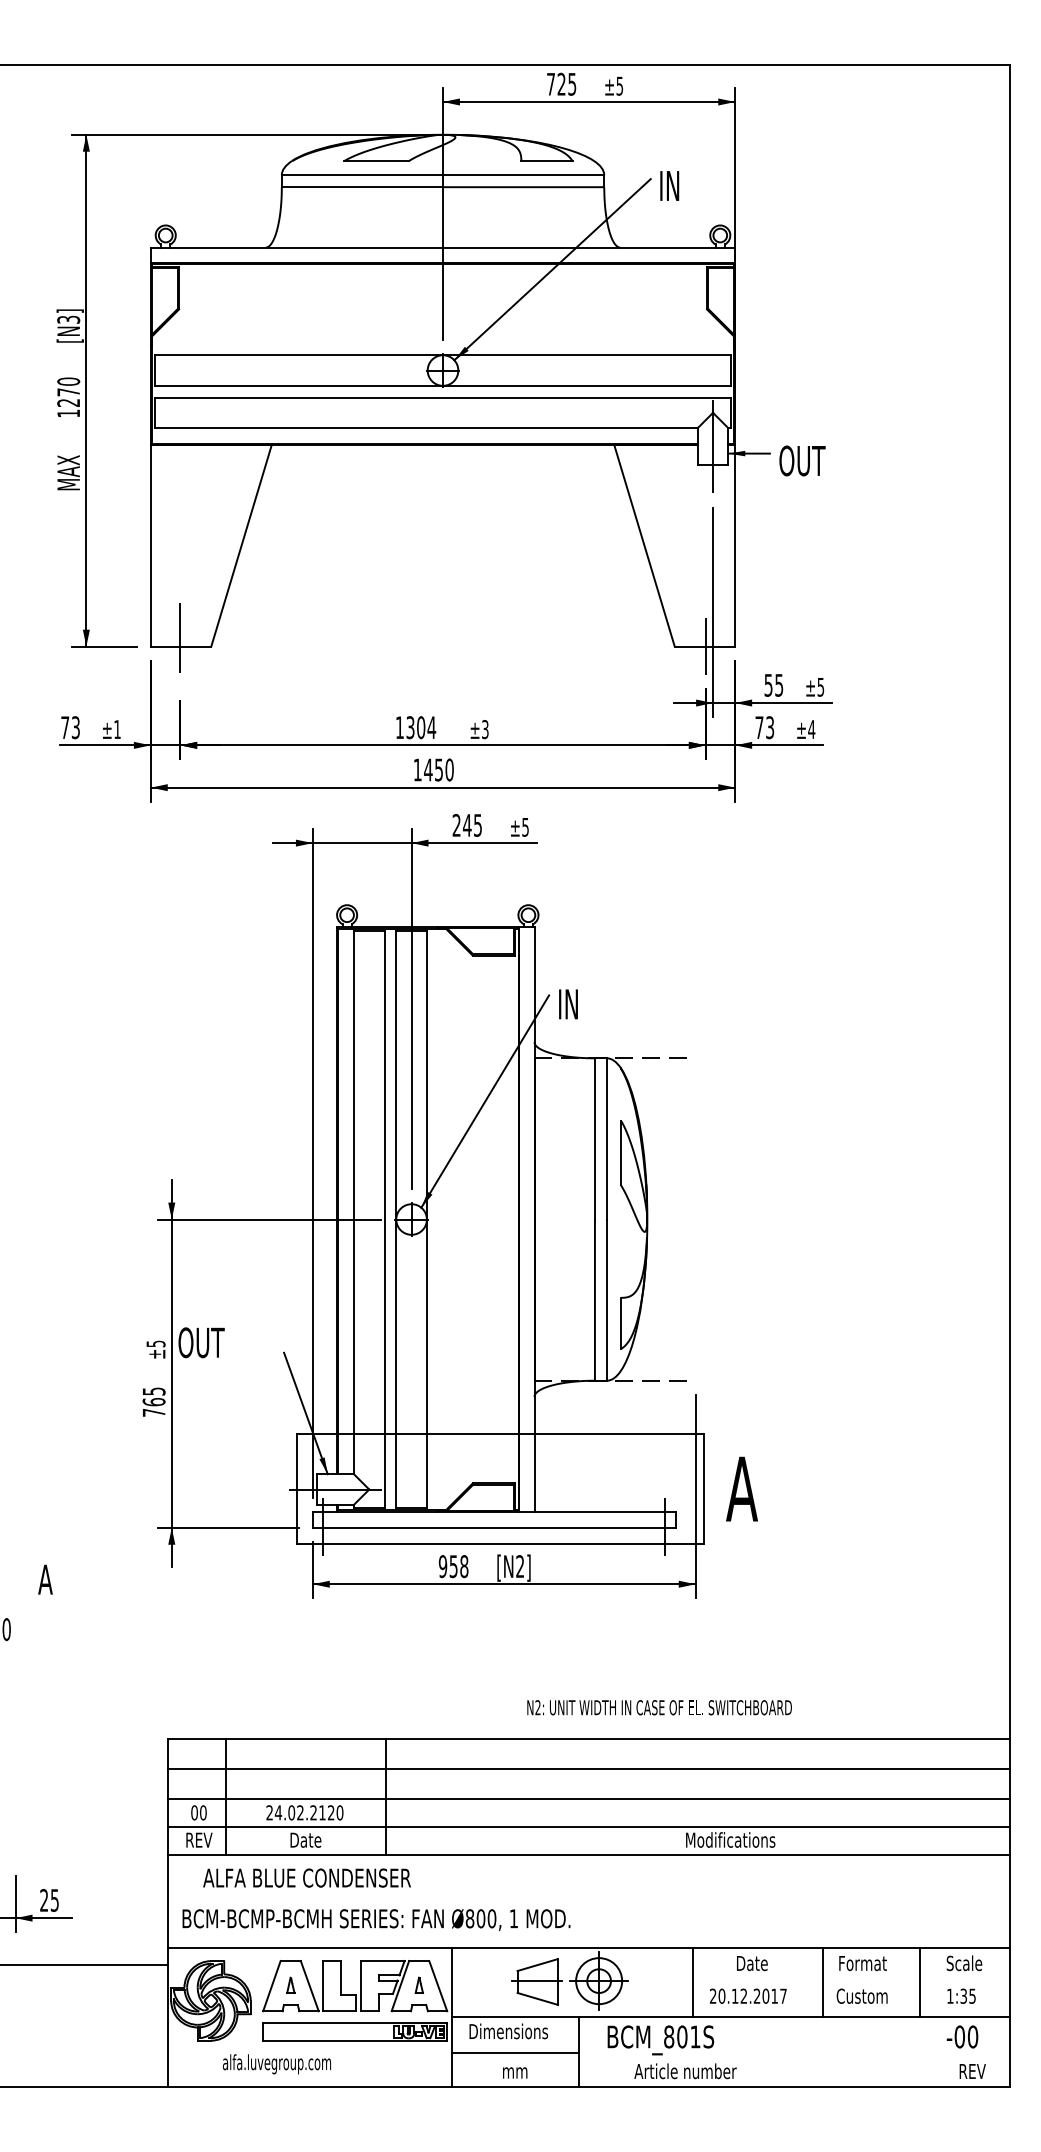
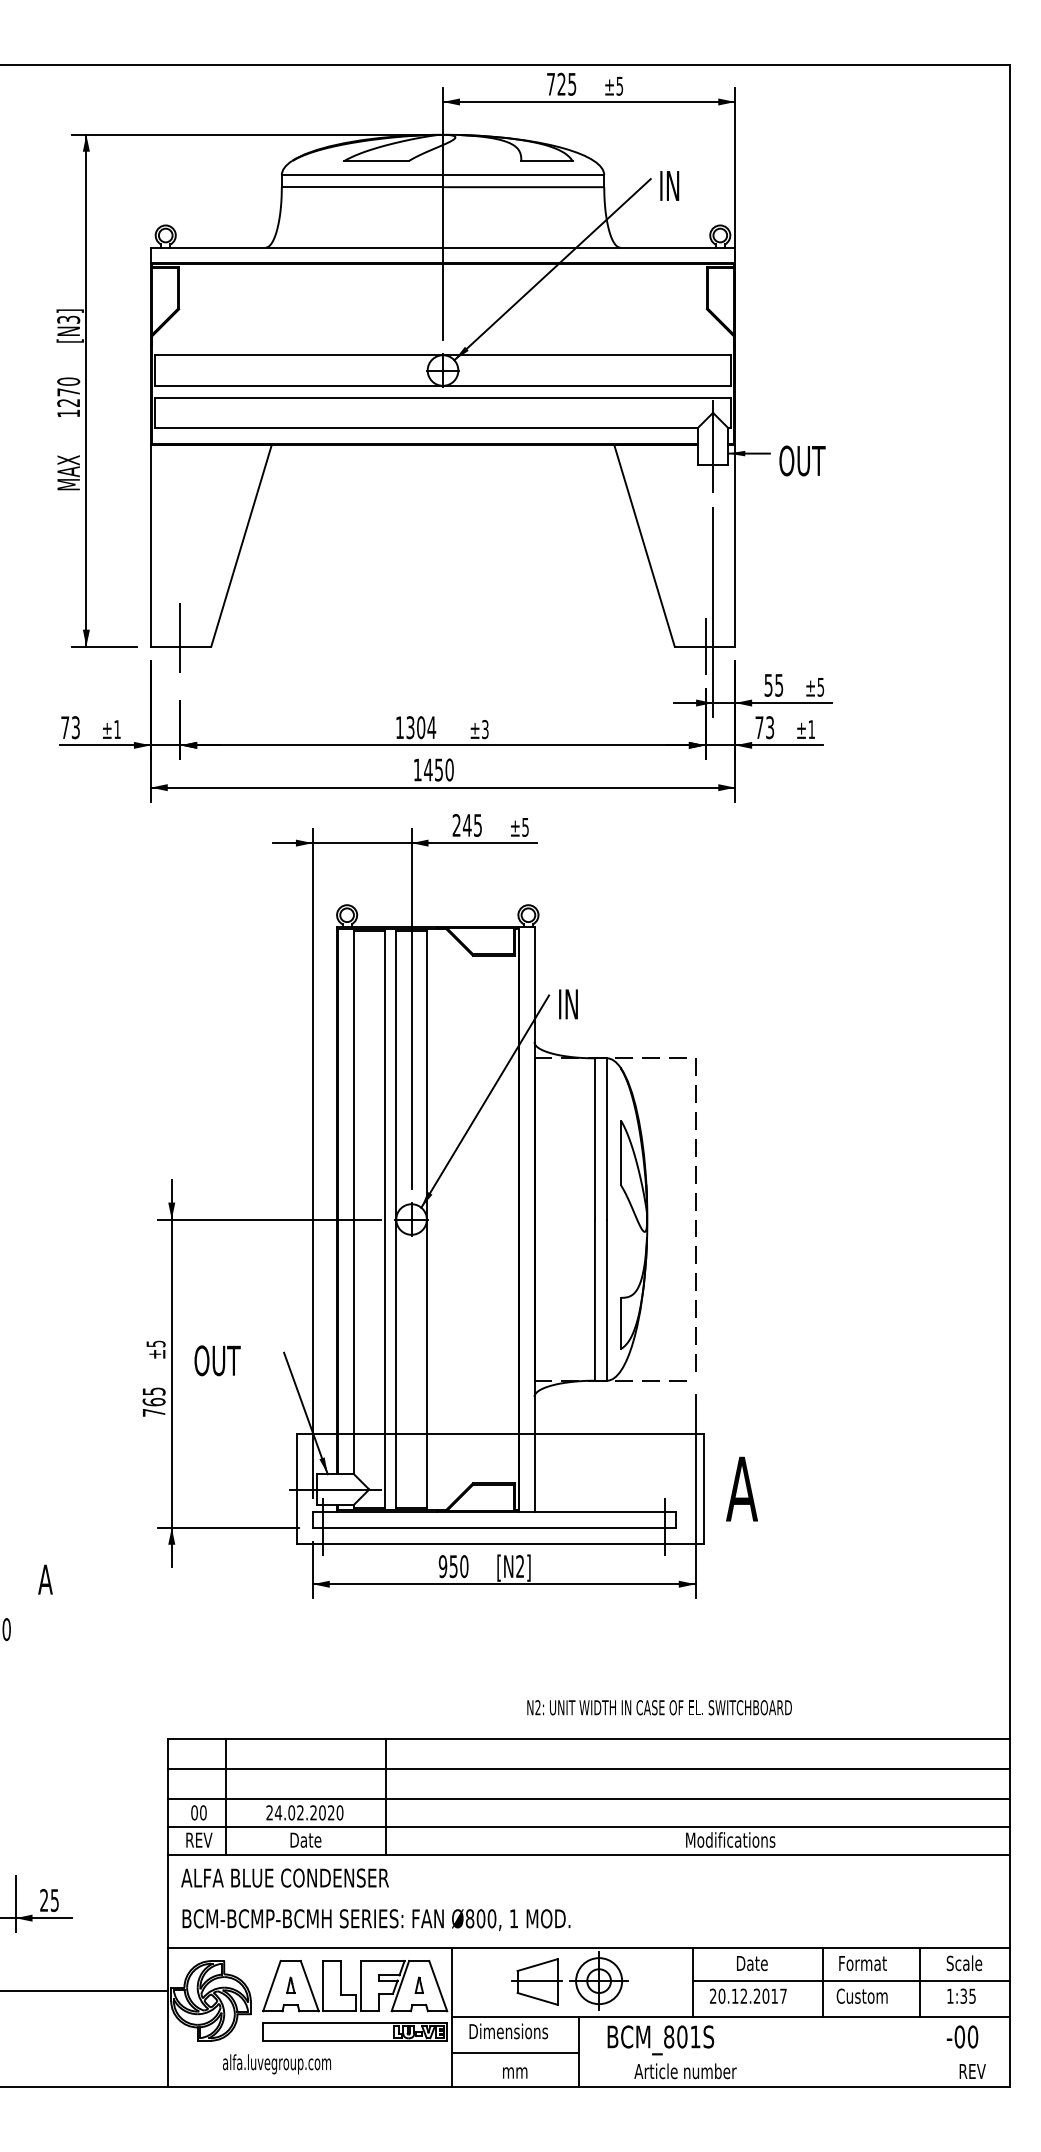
text: ±4 -> ±1 (811, 729)
line: none -> present (695, 1210)
text position: (201, 1342) -> (217, 1360) (217, 1360)
text: 958 -> 950 (464, 1566)
text: 24.02.2120 -> 24.02.2020 (322, 1812)
text position: (306, 1877) -> (284, 1877) (284, 1877)
line position: (84, 1964) -> (84, 1990) (84, 1990)
line: none -> present (851, 1981)
